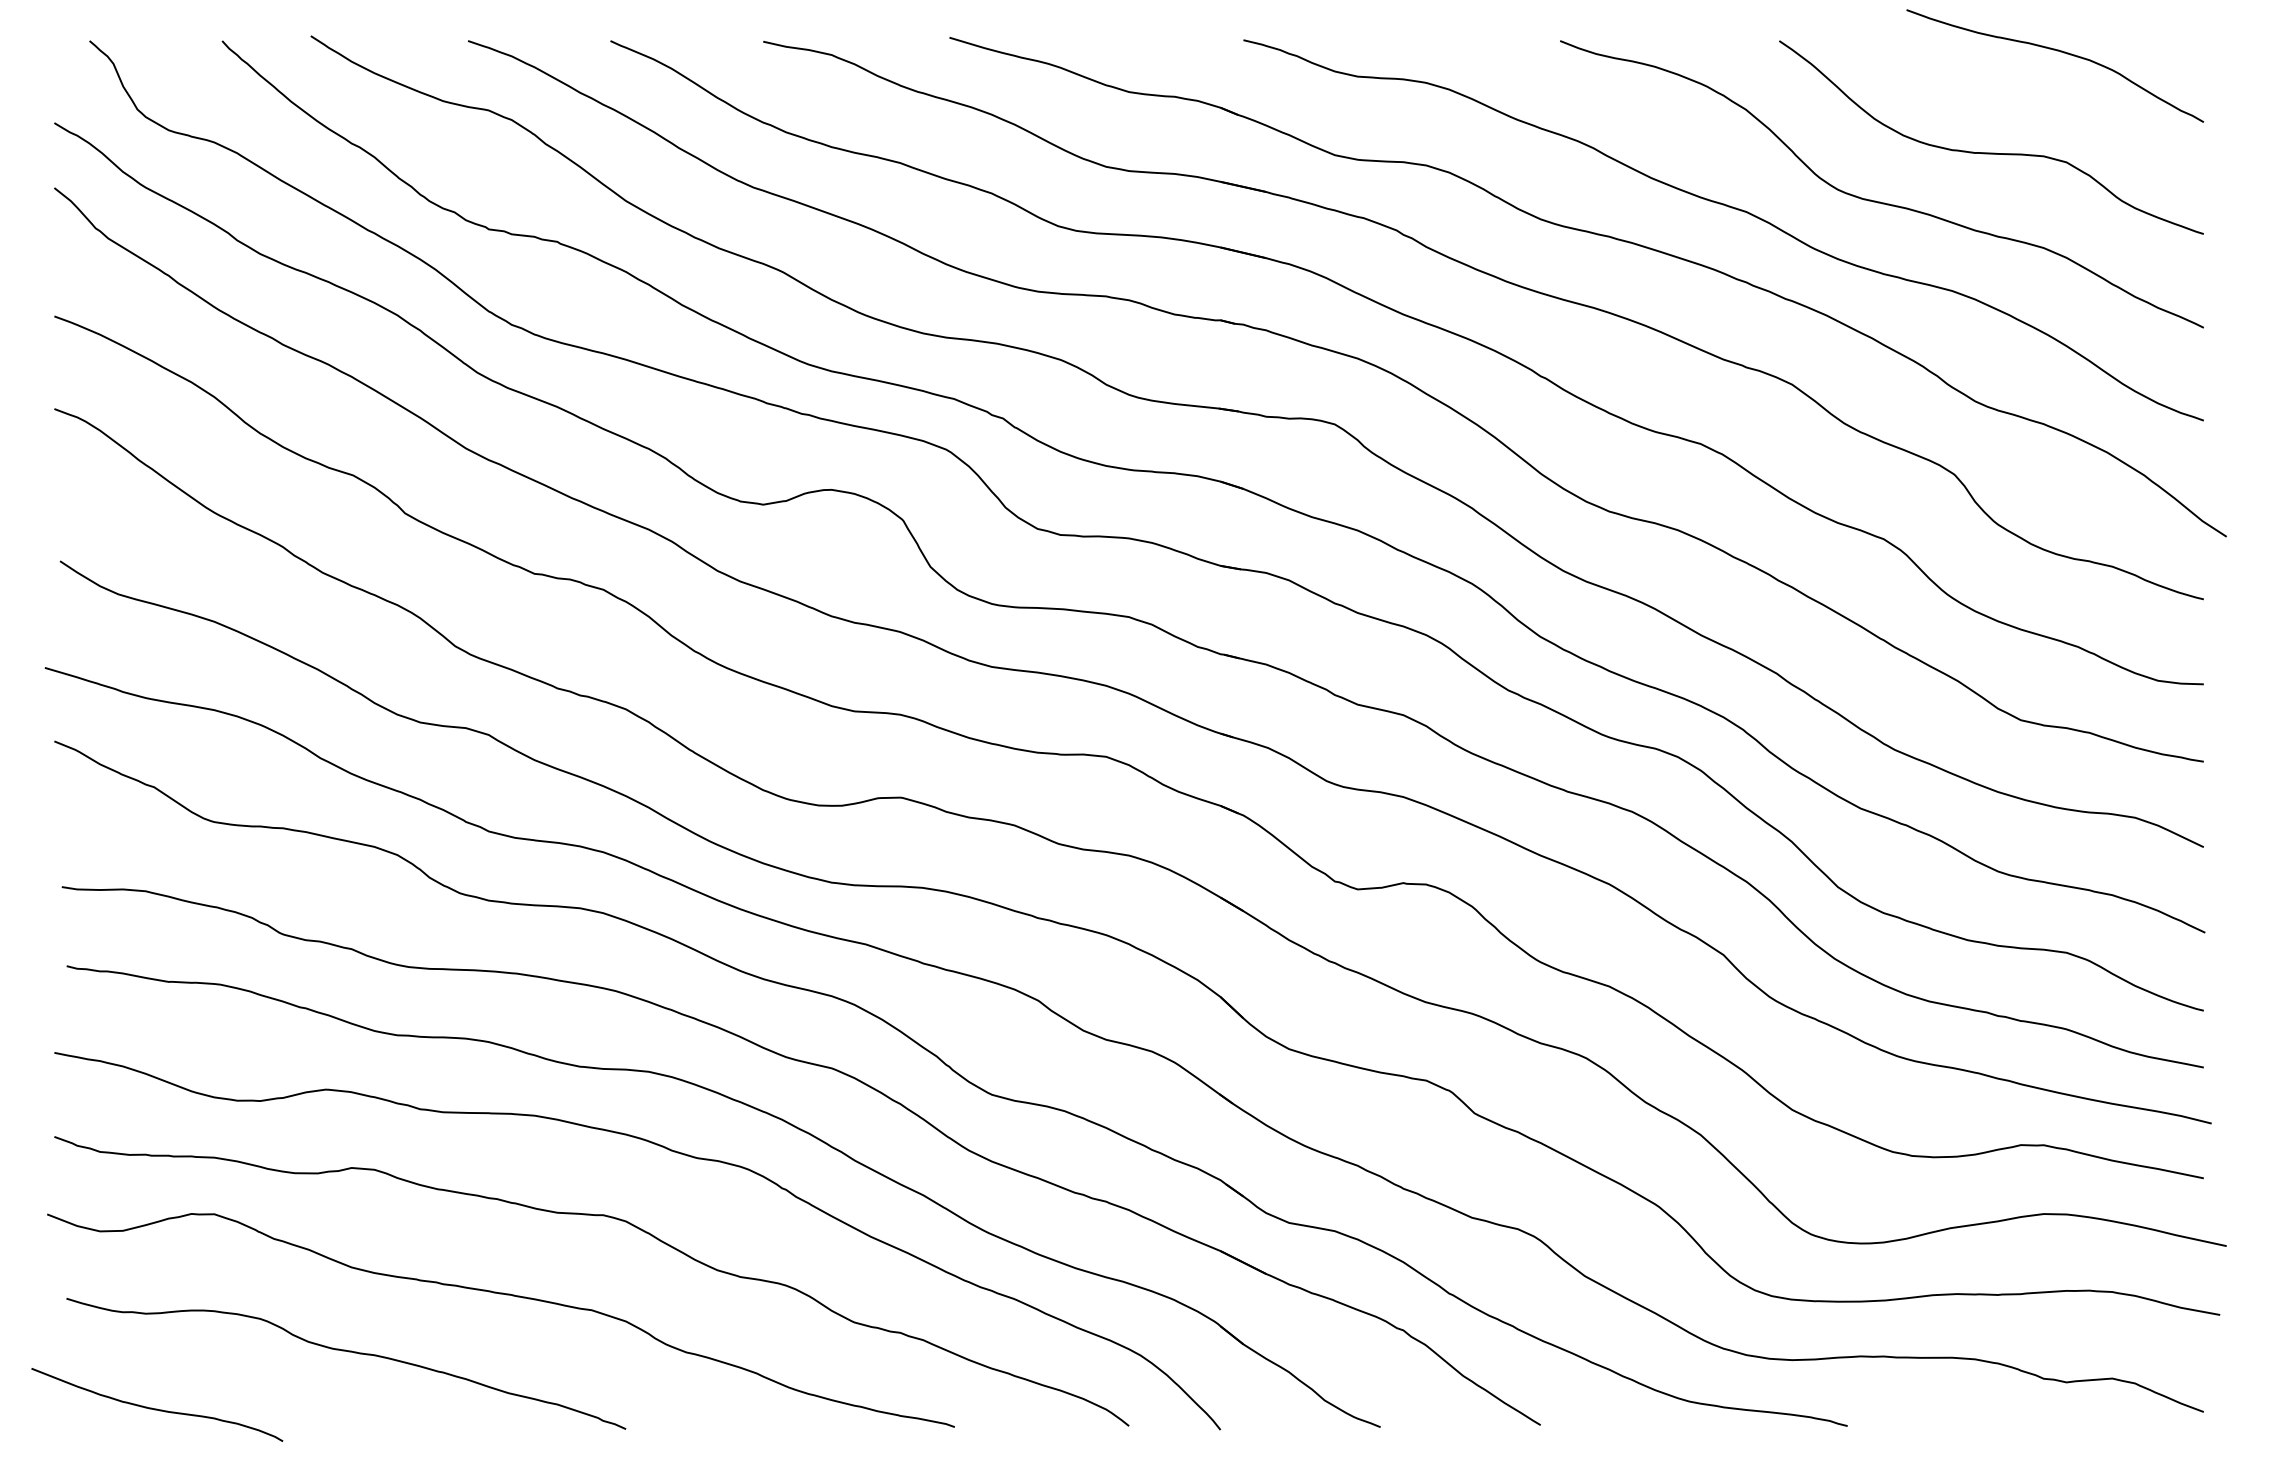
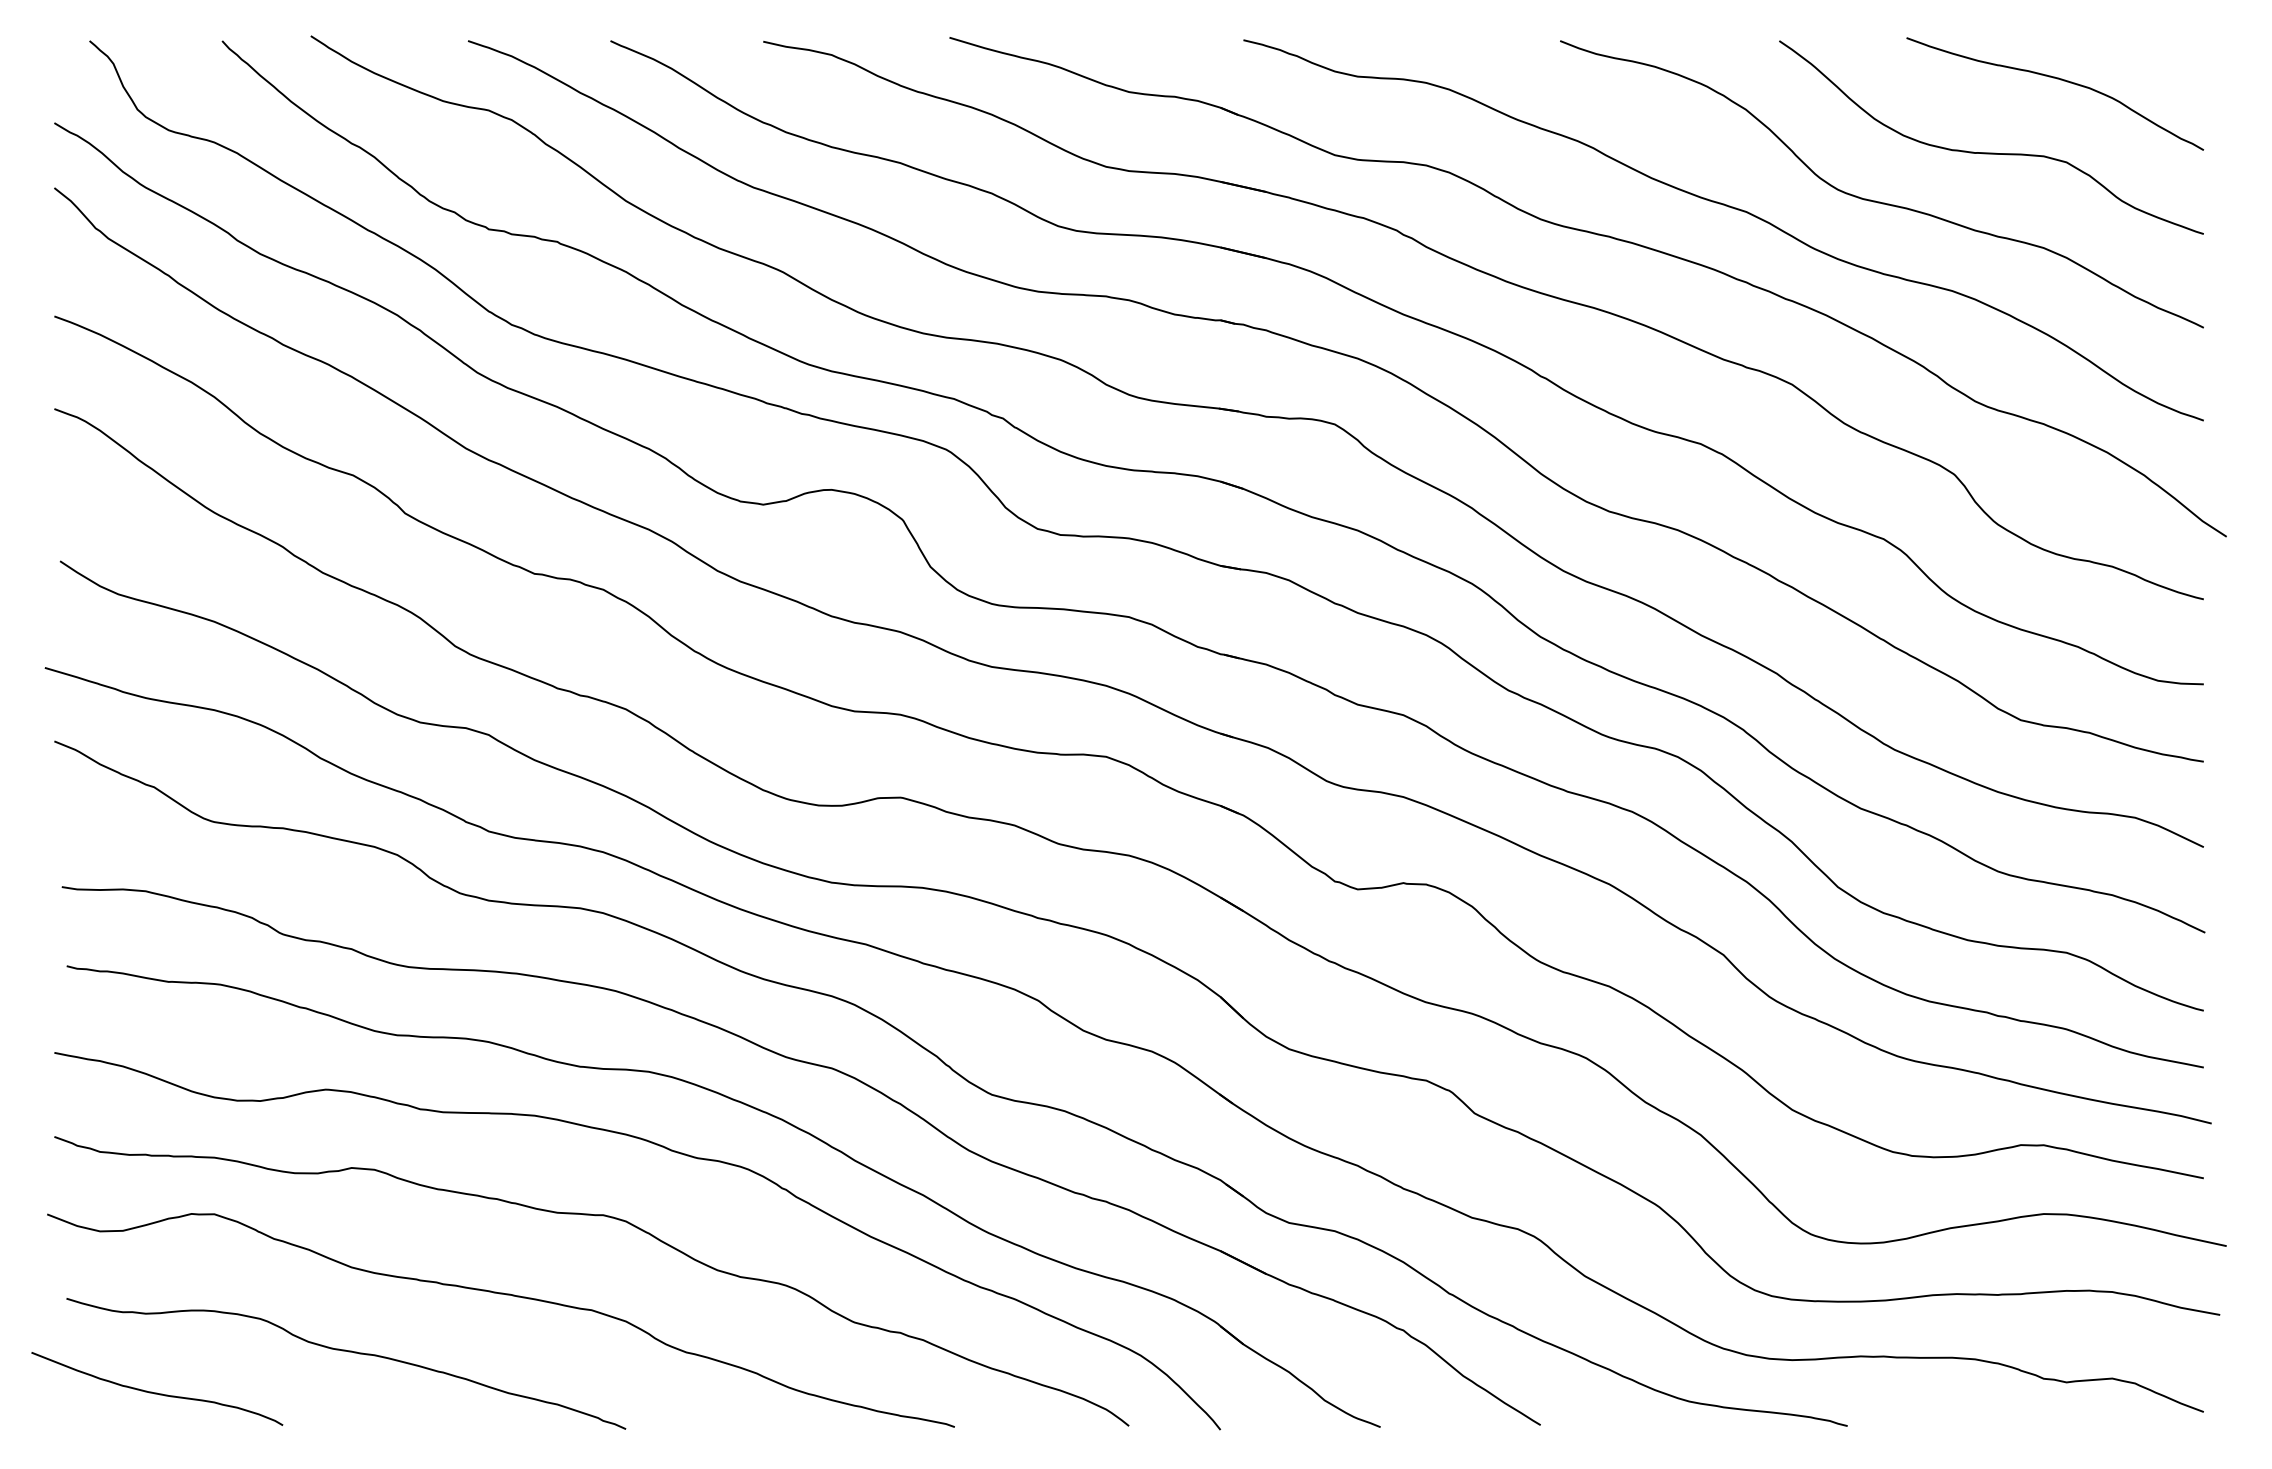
curve position: (2060, 52) -> (2060, 80) (2060, 80)
curve position: (157, 1408) -> (157, 1392) (157, 1392)
